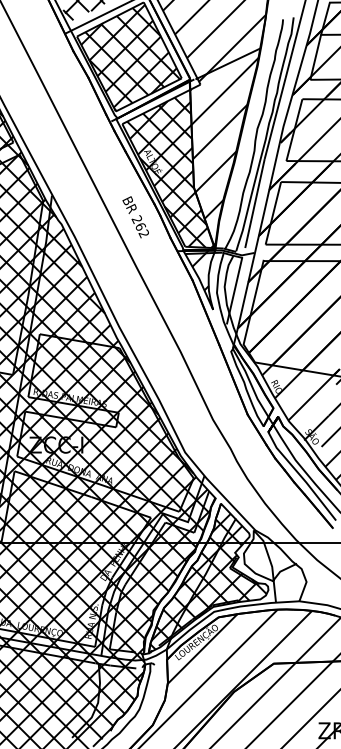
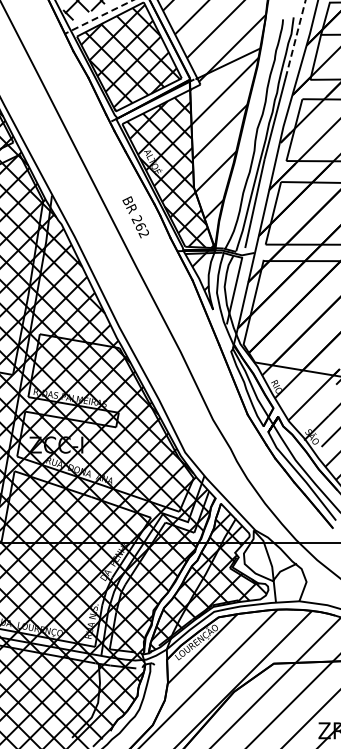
line: solid -> dashed (98, 17)
line: solid -> dashed (295, 39)
